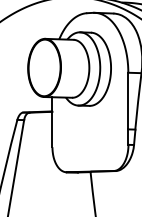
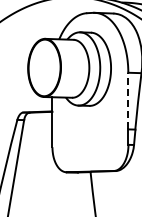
line: solid -> dashed (128, 100)
